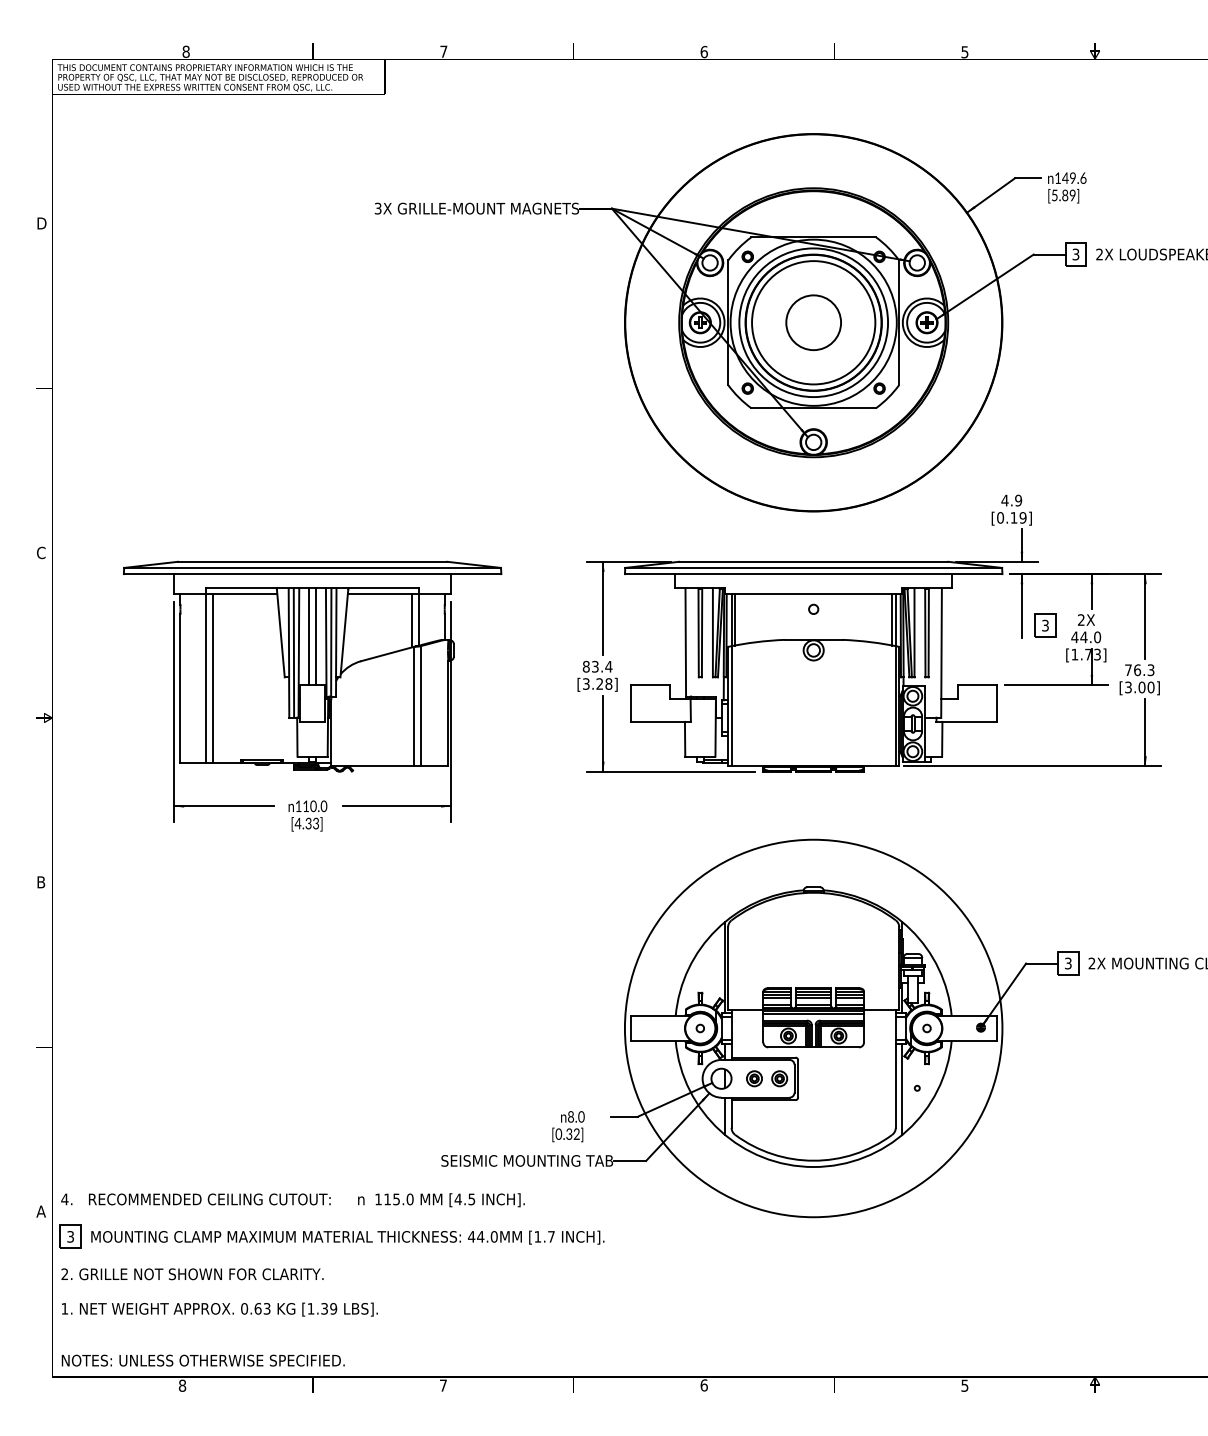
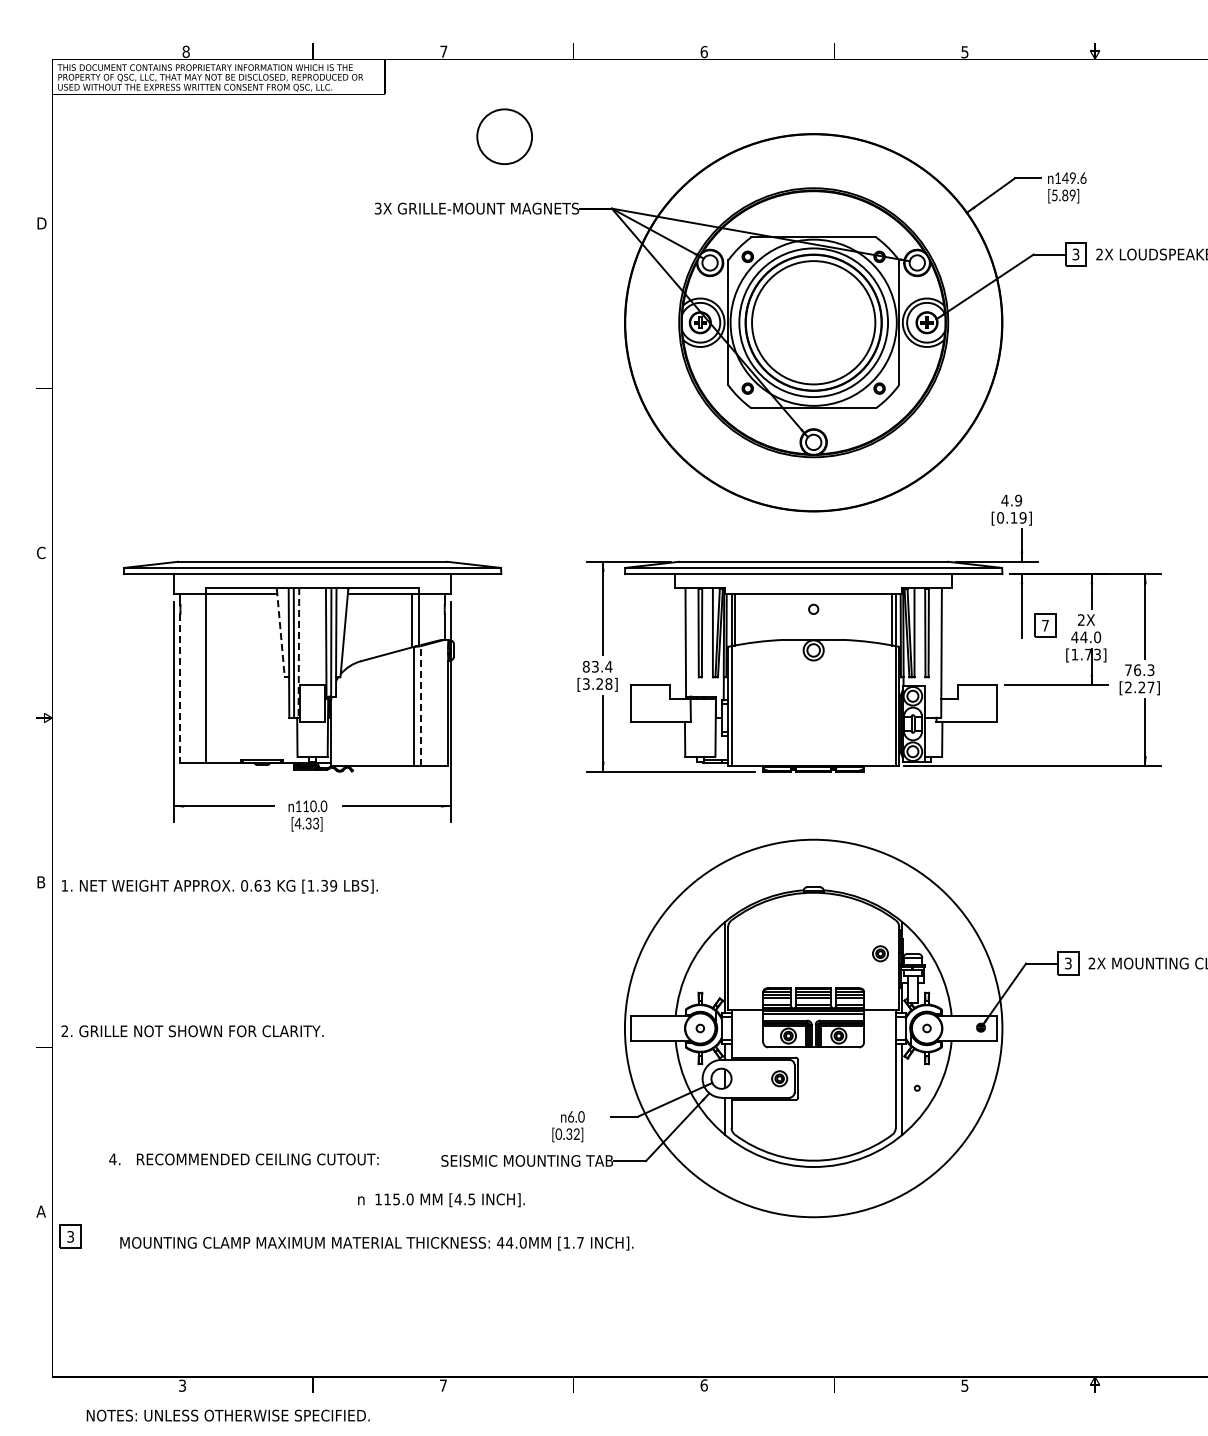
circle position: (813, 322) -> (504, 136) (504, 136)
text: 3 -> 7 (1045, 625)
line: solid -> dashed (280, 633)
line: present -> none (308, 635)
line: present -> none (316, 635)
line: solid -> dashed (298, 652)
line: present -> none (213, 678)
text: [3.00] -> [2.27] (1139, 687)
line: solid -> dashed (180, 688)
line: solid -> dashed (420, 705)
part position: (754, 1078) -> (880, 953) (880, 953)
text: 8.0 -> 6.0 (571, 1116)
text position: (195, 1199) -> (243, 1159) (243, 1159)
text position: (347, 1237) -> (376, 1243) (376, 1243)
text position: (192, 1274) -> (192, 1031) (192, 1031)
text position: (219, 1309) -> (219, 886) (219, 886)
text position: (202, 1360) -> (227, 1415) (227, 1415)
text: 8 -> 3 (182, 1385)
